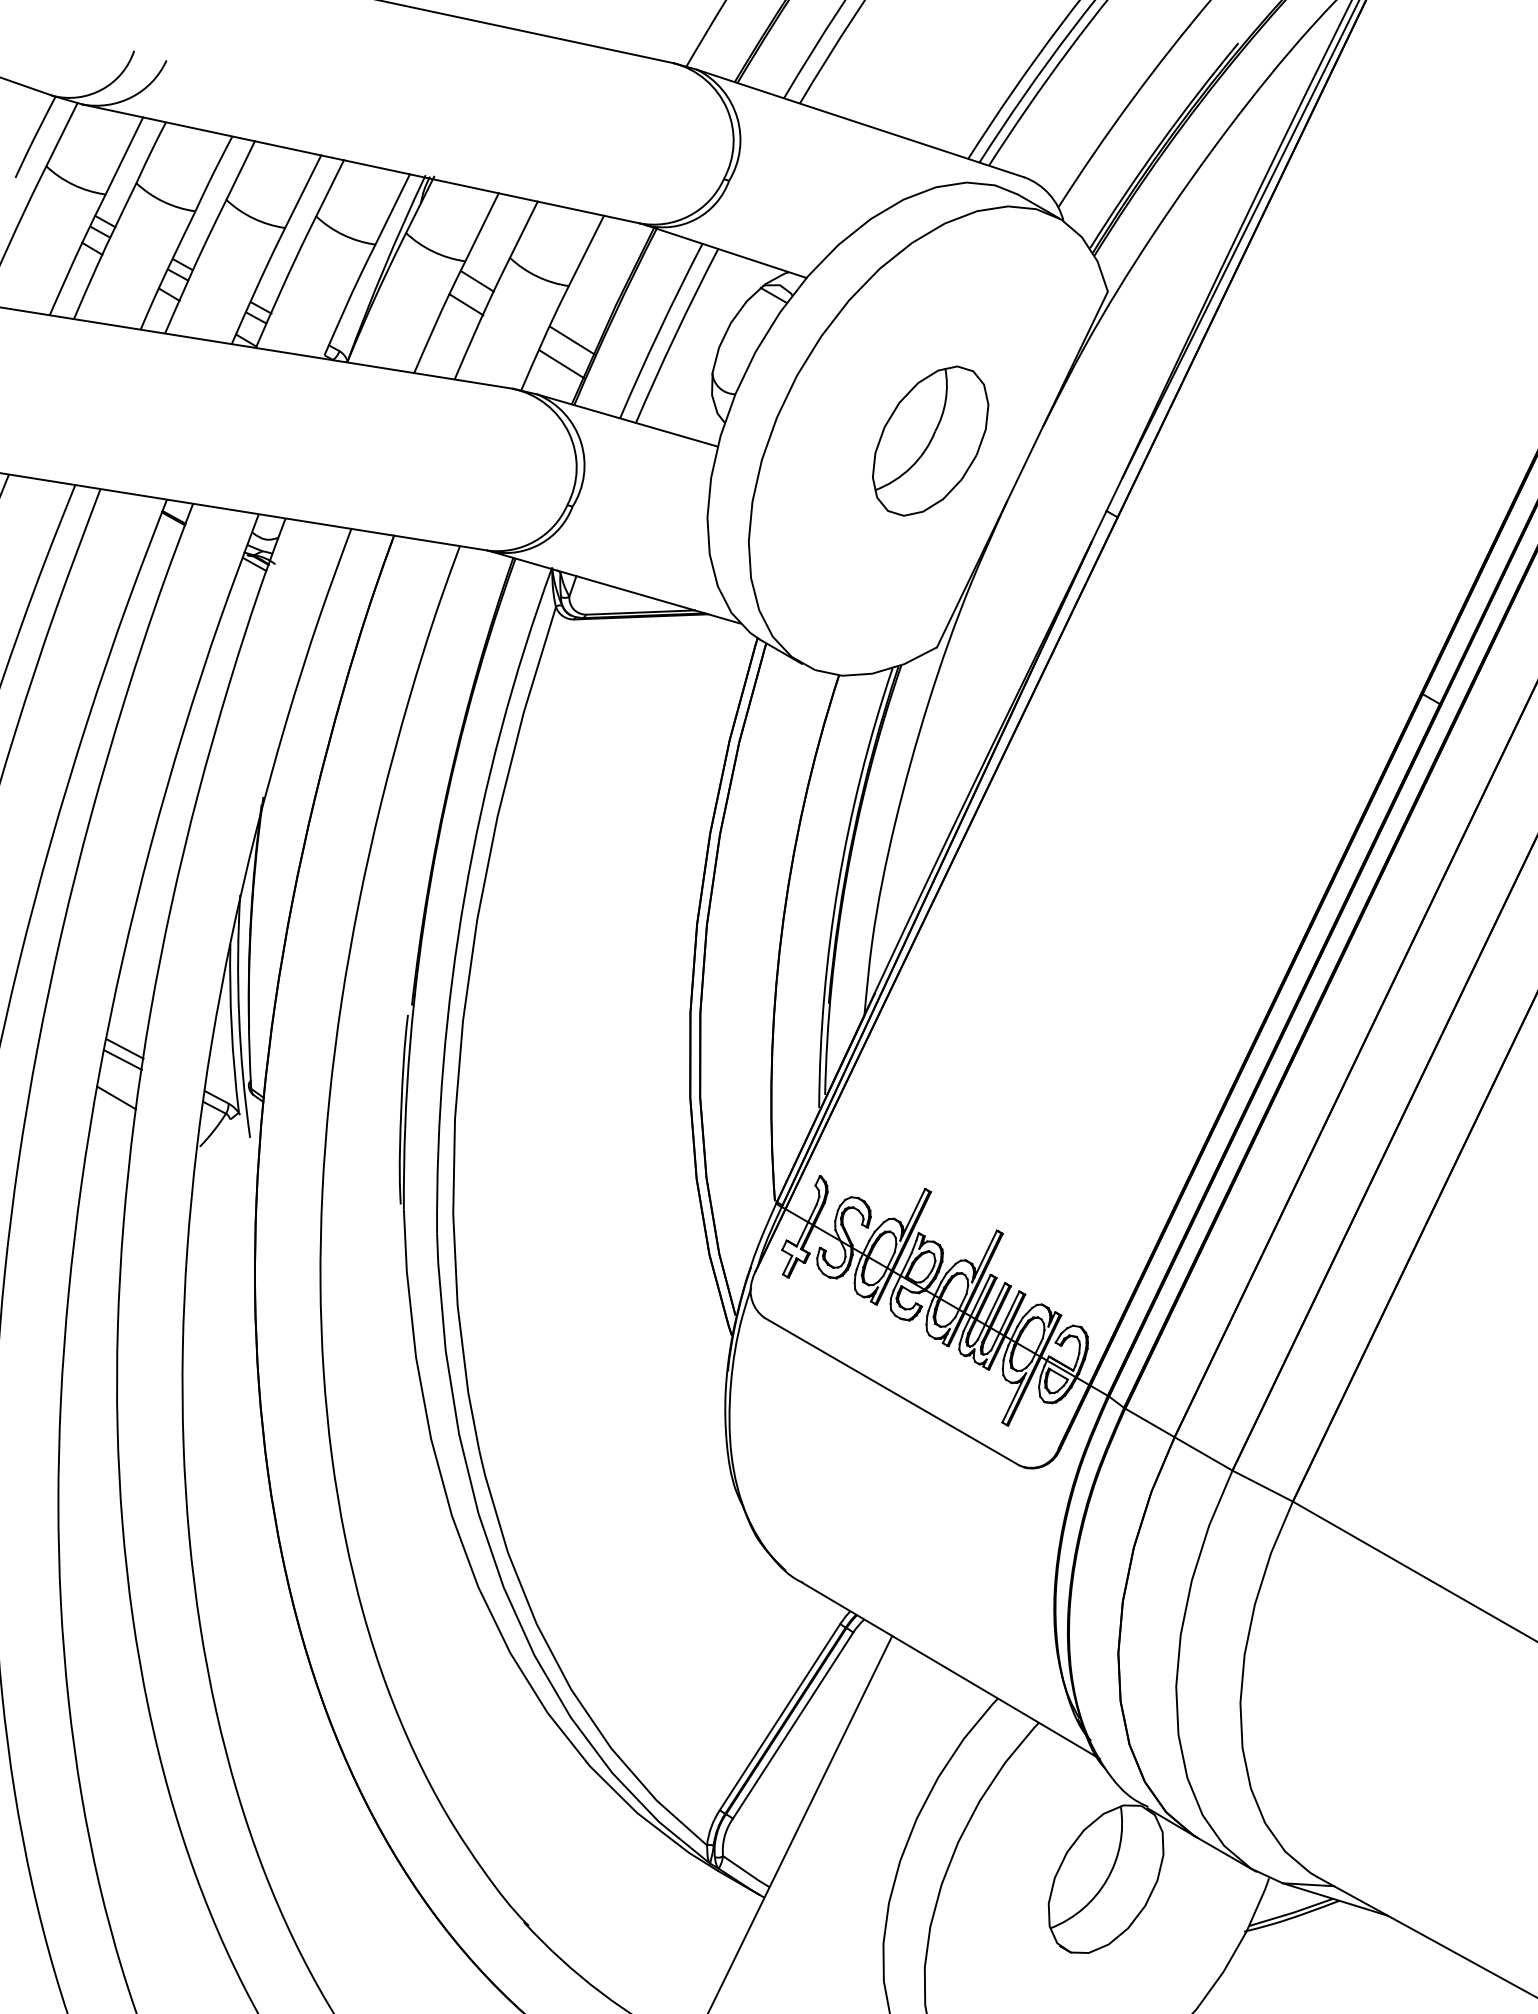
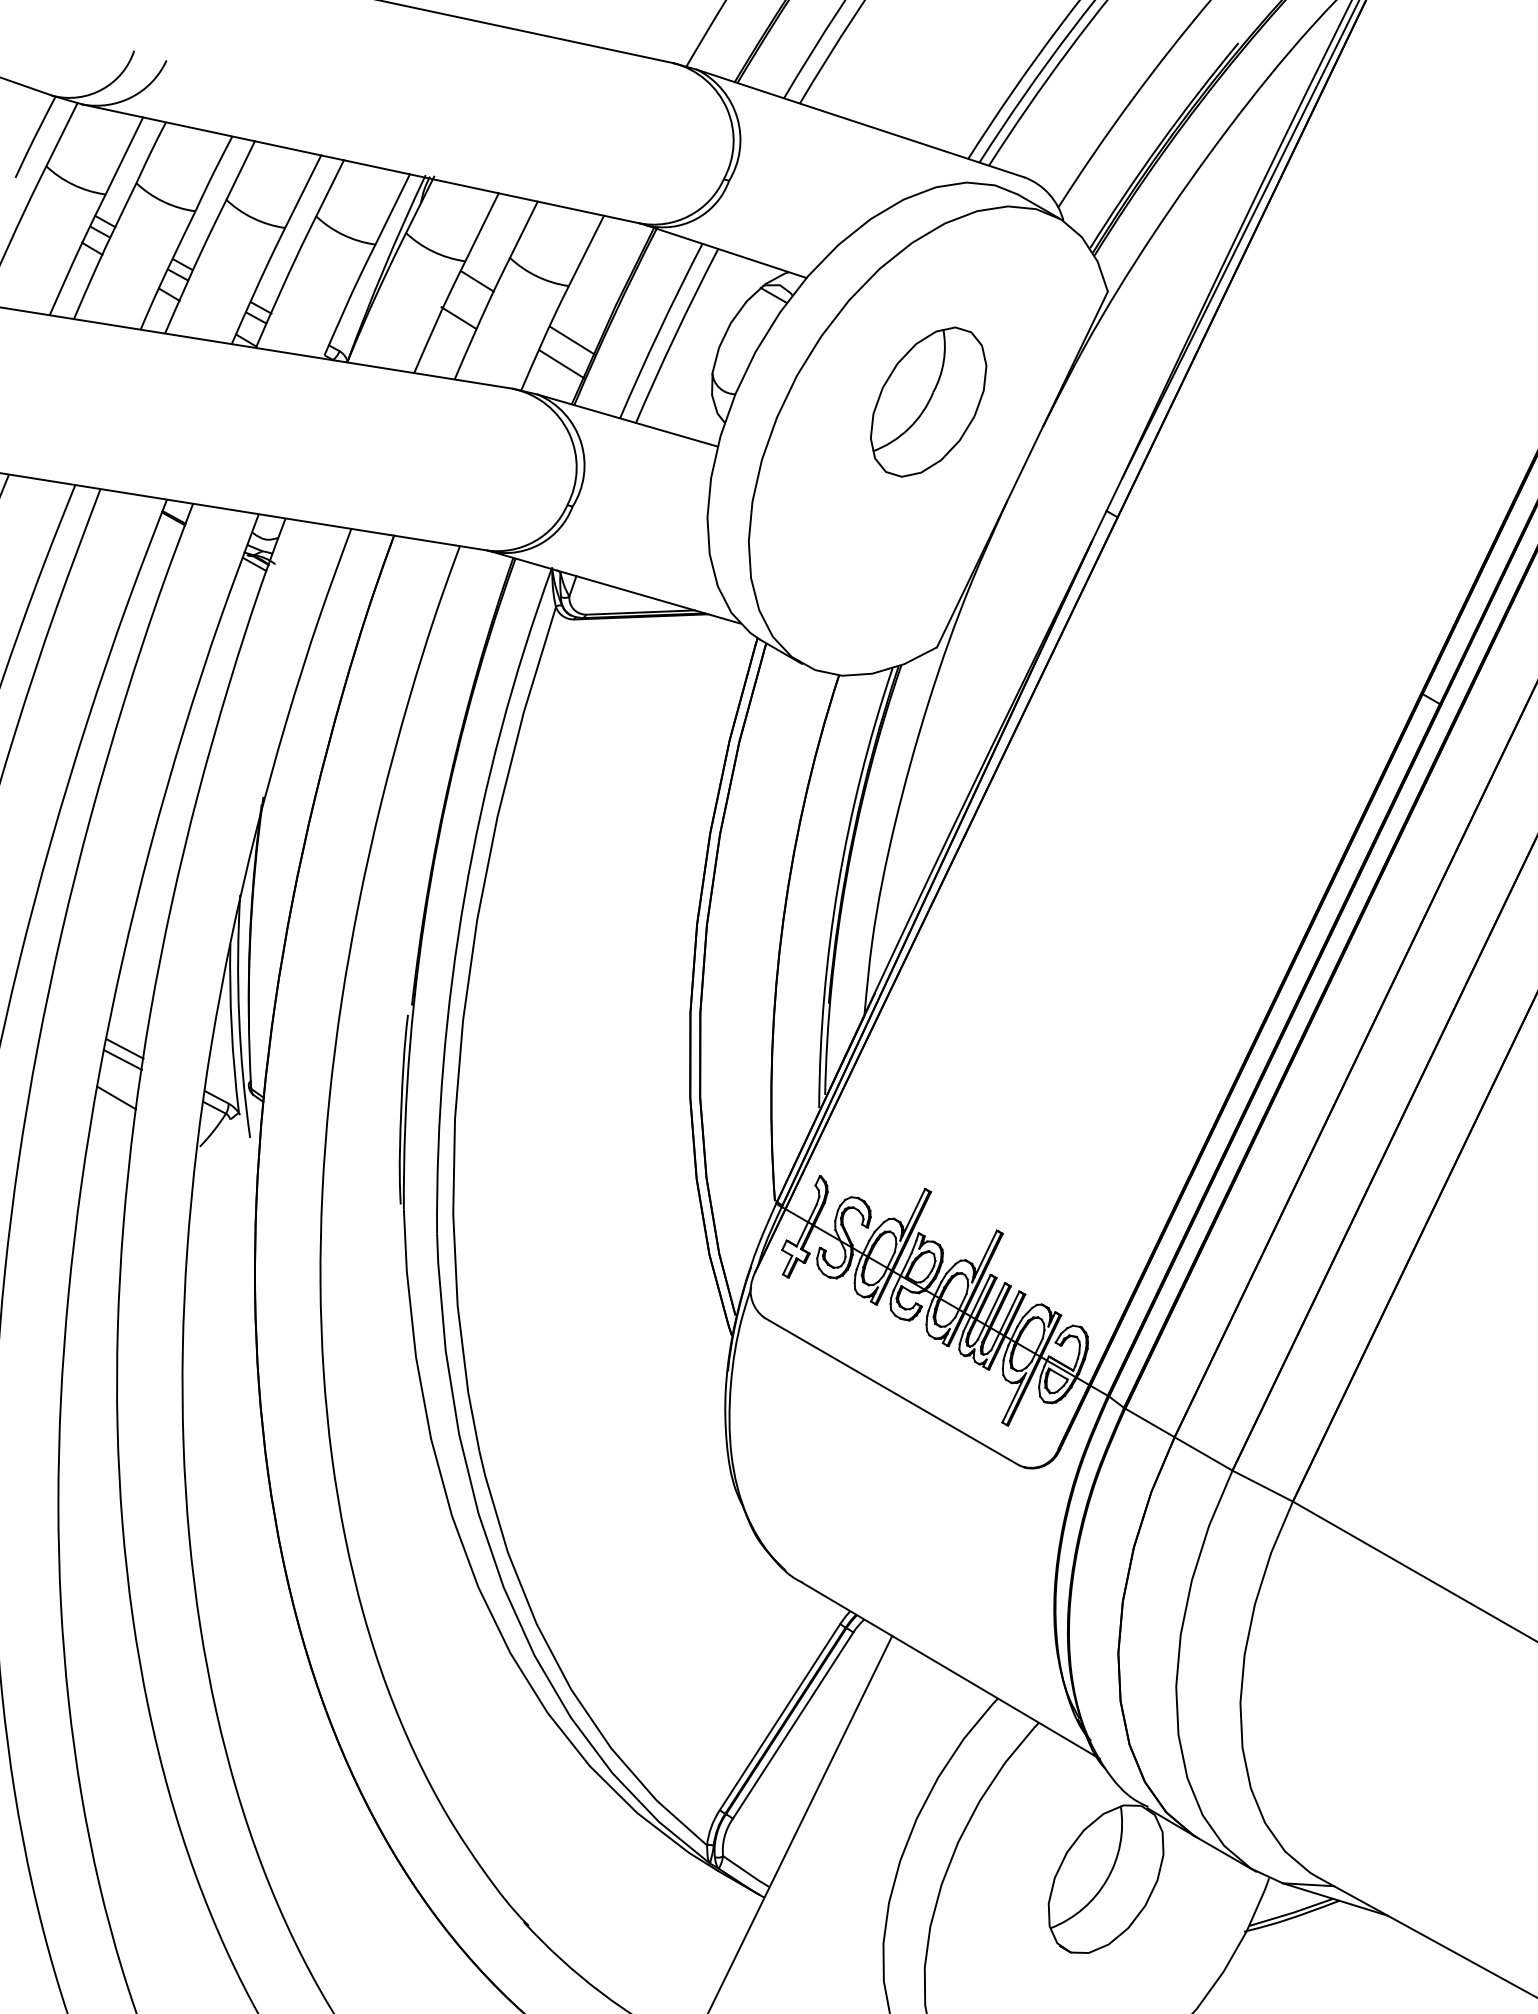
line position: (466, 304) -> (458, 317) (458, 317)
part position: (930, 440) -> (928, 401) (928, 401)
